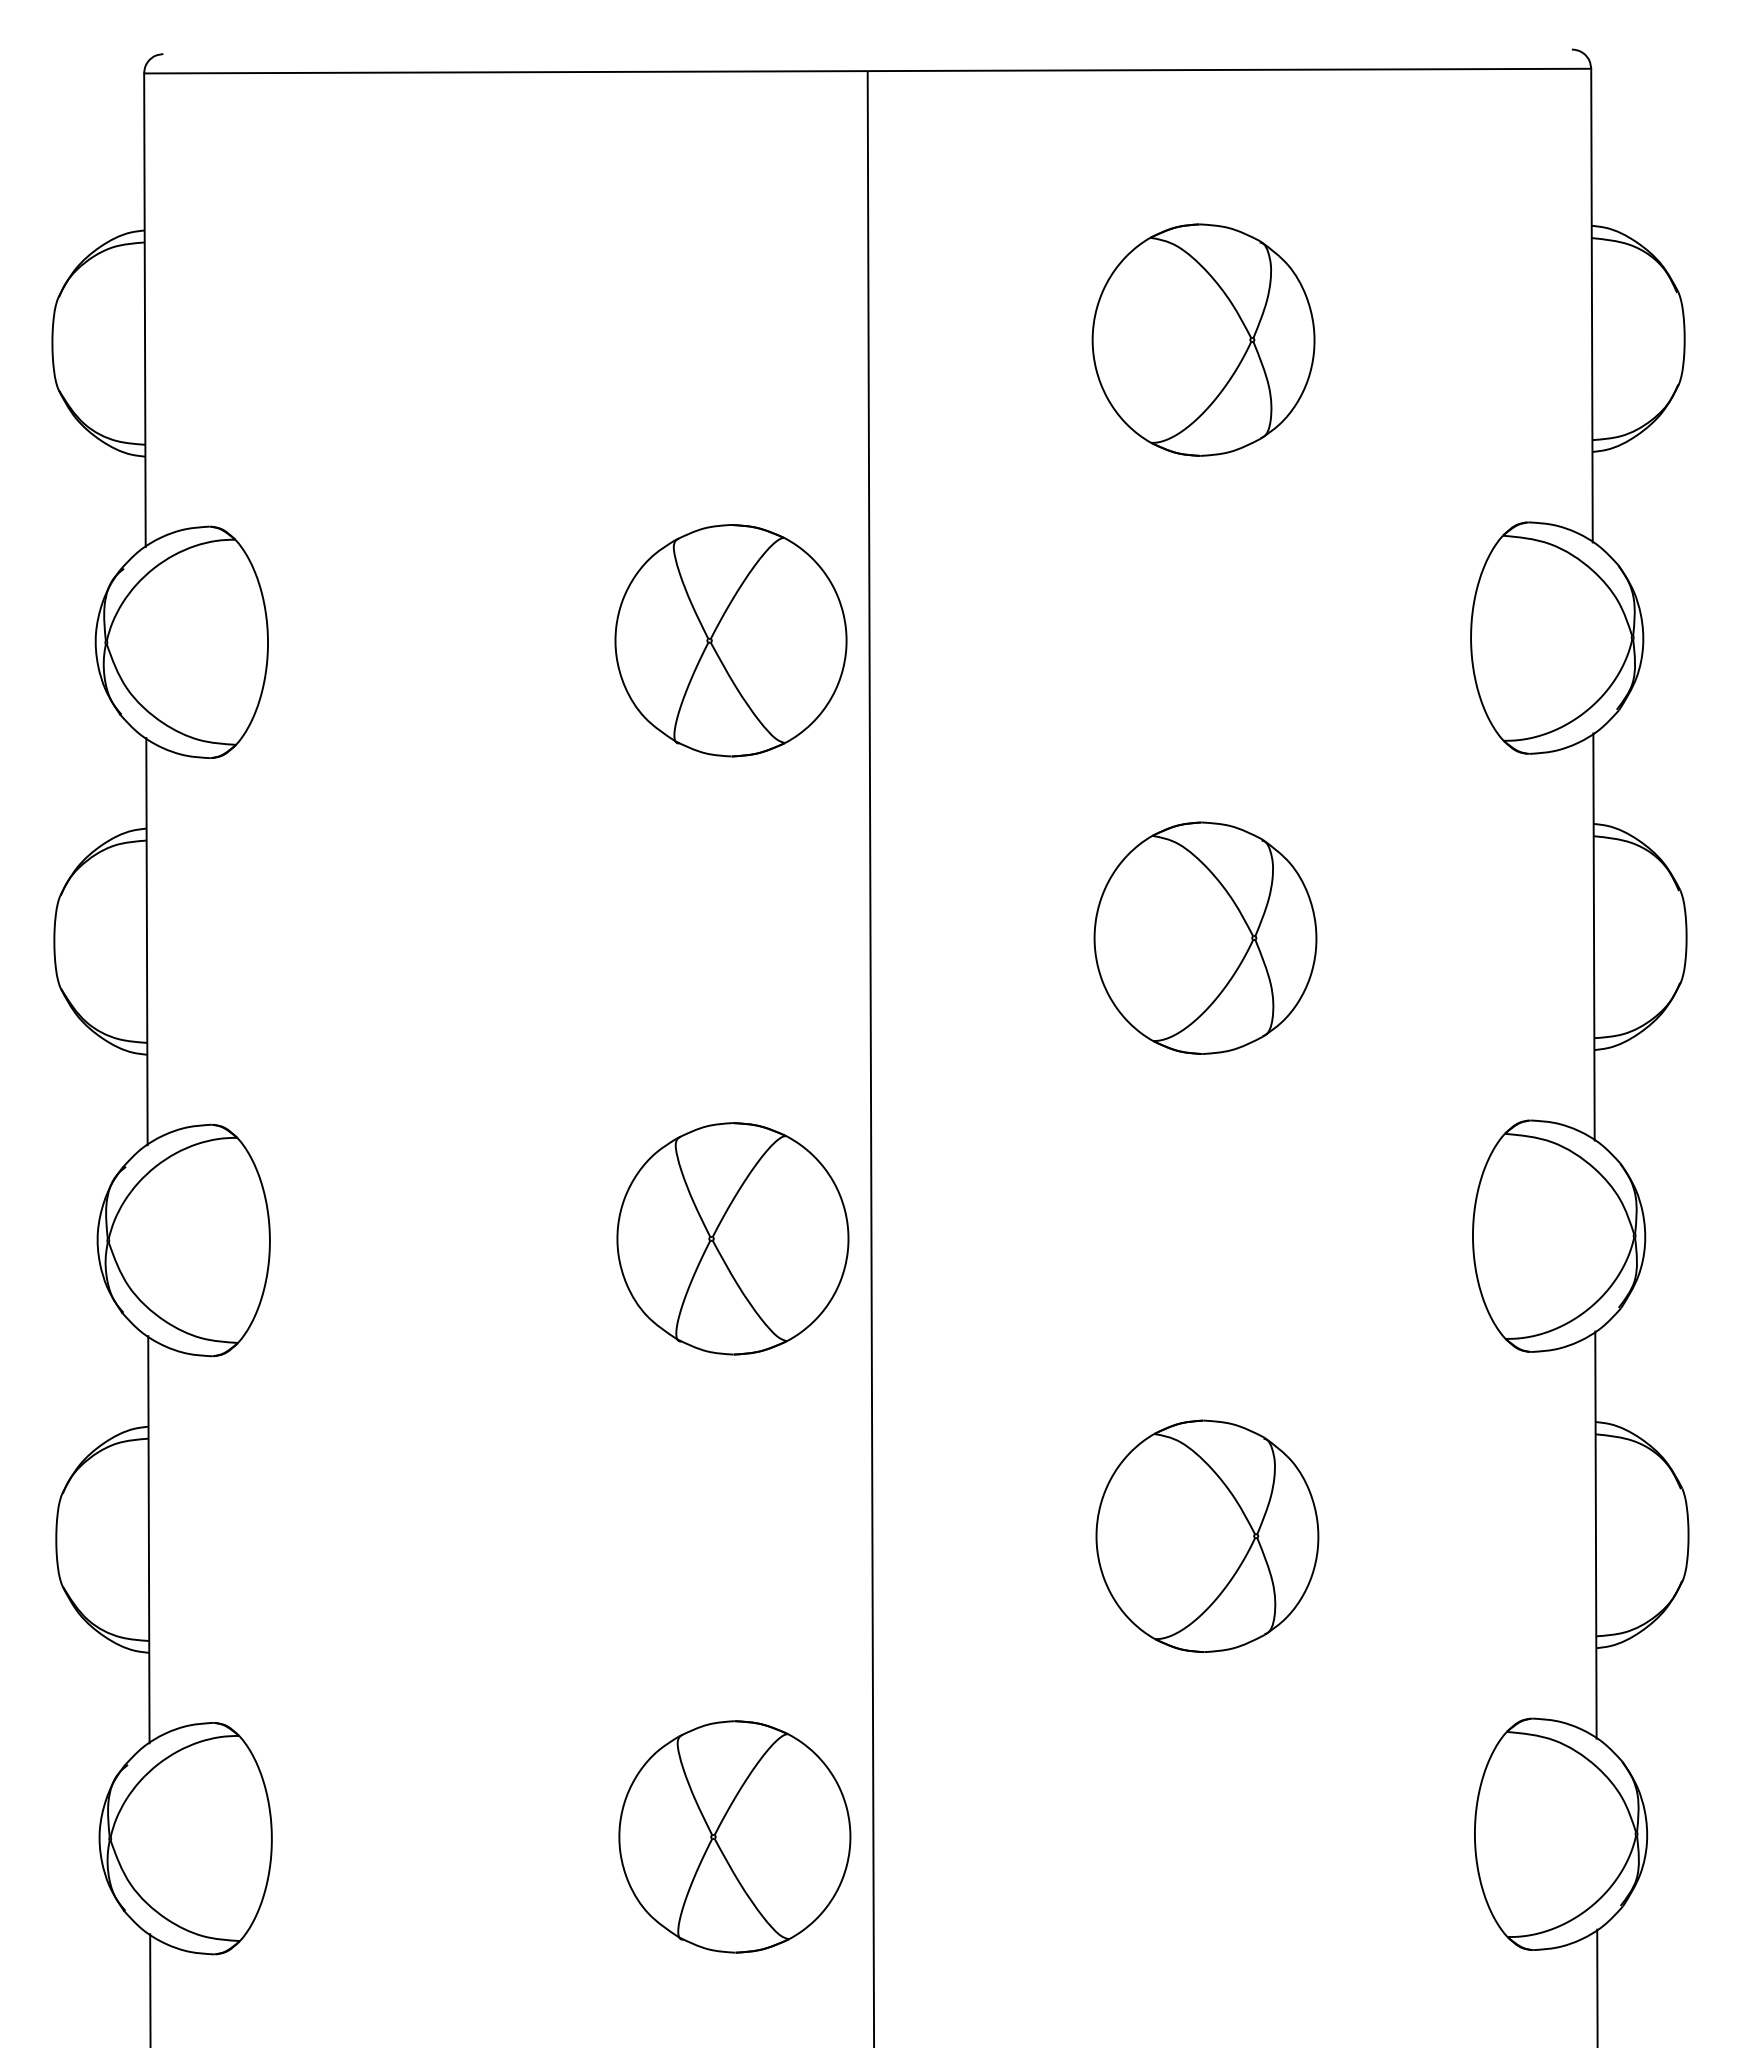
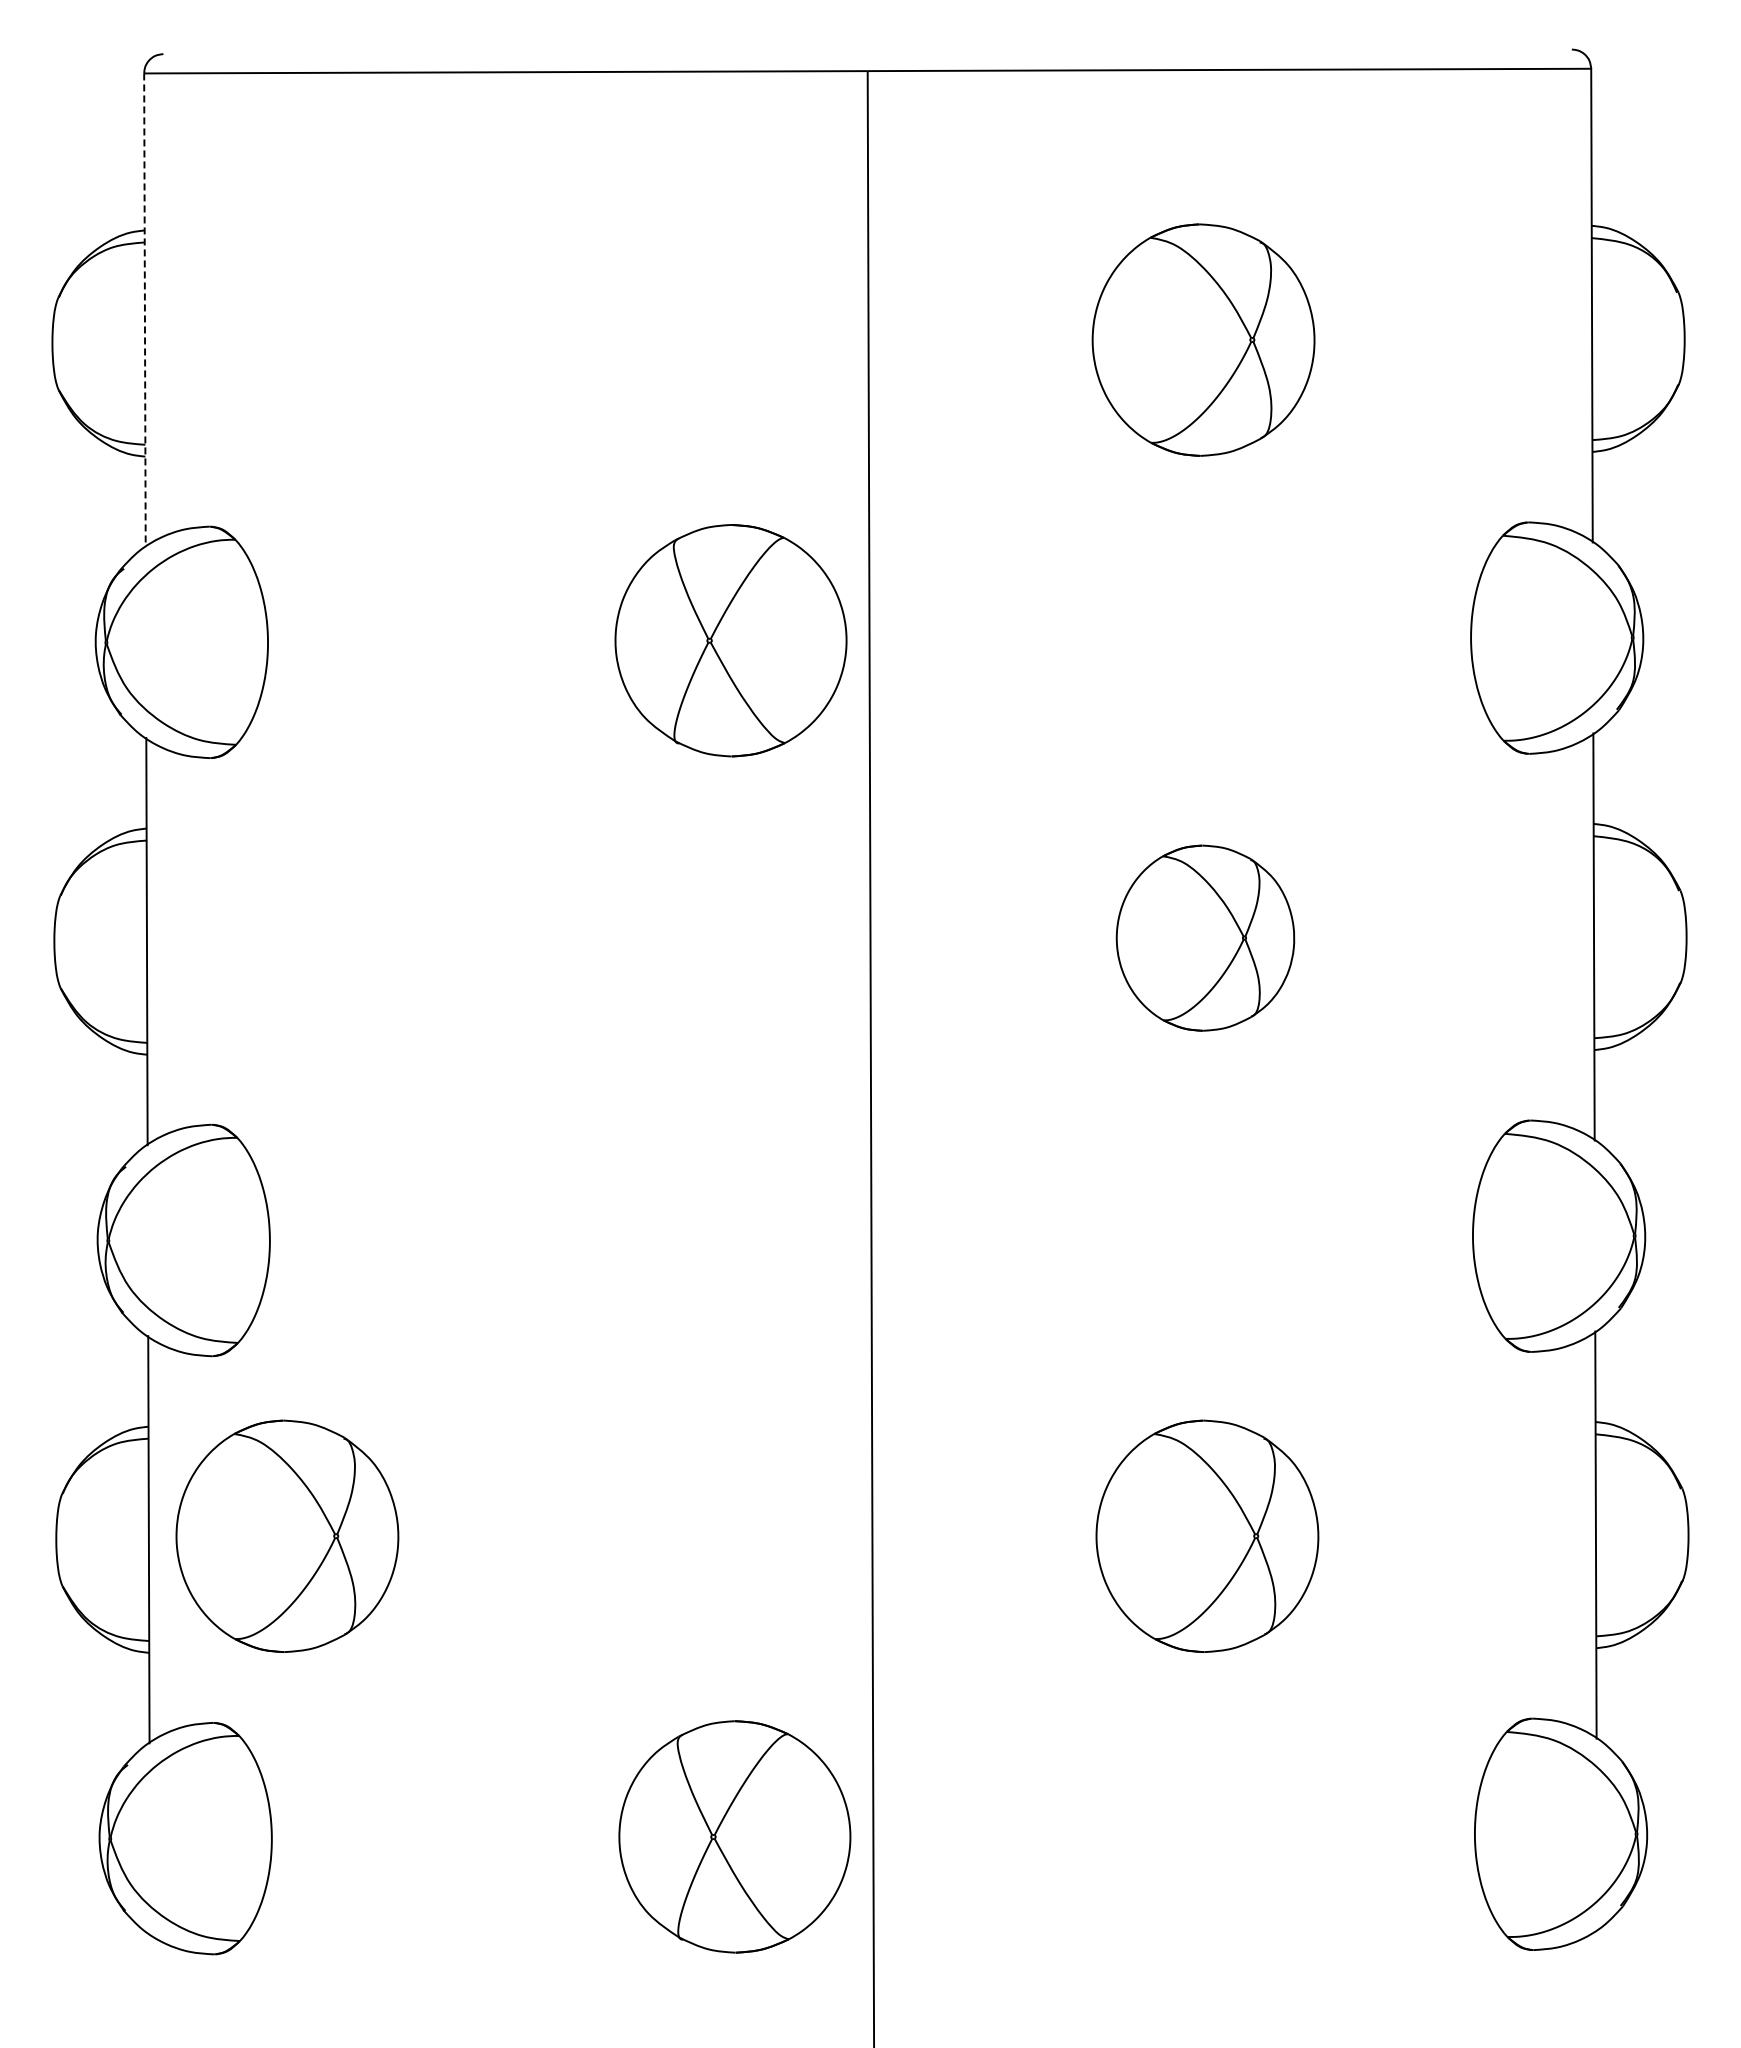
line: solid -> dashed (144, 310)
part size: 225x234 px -> 181x188 px (1205, 937)
part: present -> none (732, 1238)
part: none -> present (287, 1535)
line: present -> none (1597, 1986)
line: present -> none (150, 1989)
